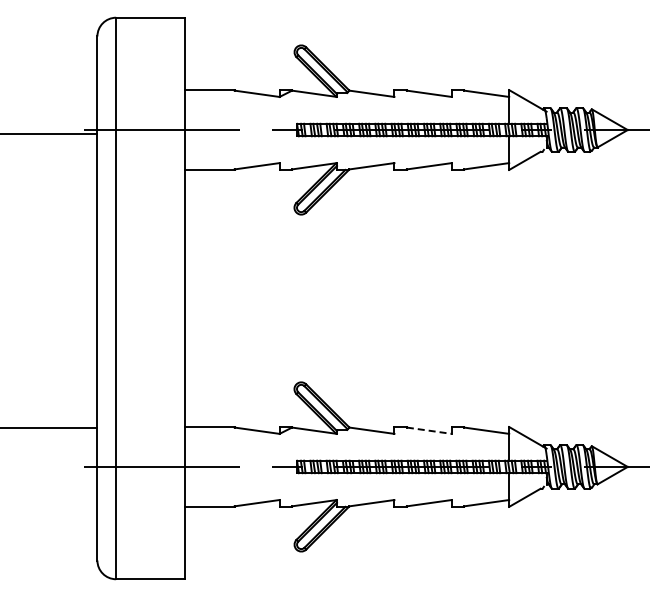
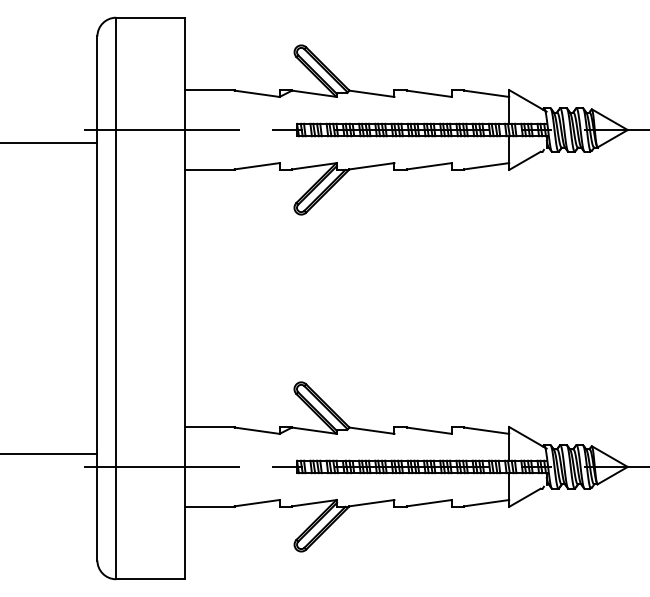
line position: (49, 133) -> (49, 142) (49, 142)
line position: (49, 428) -> (49, 454) (49, 454)
line: dashed -> solid (429, 430)
